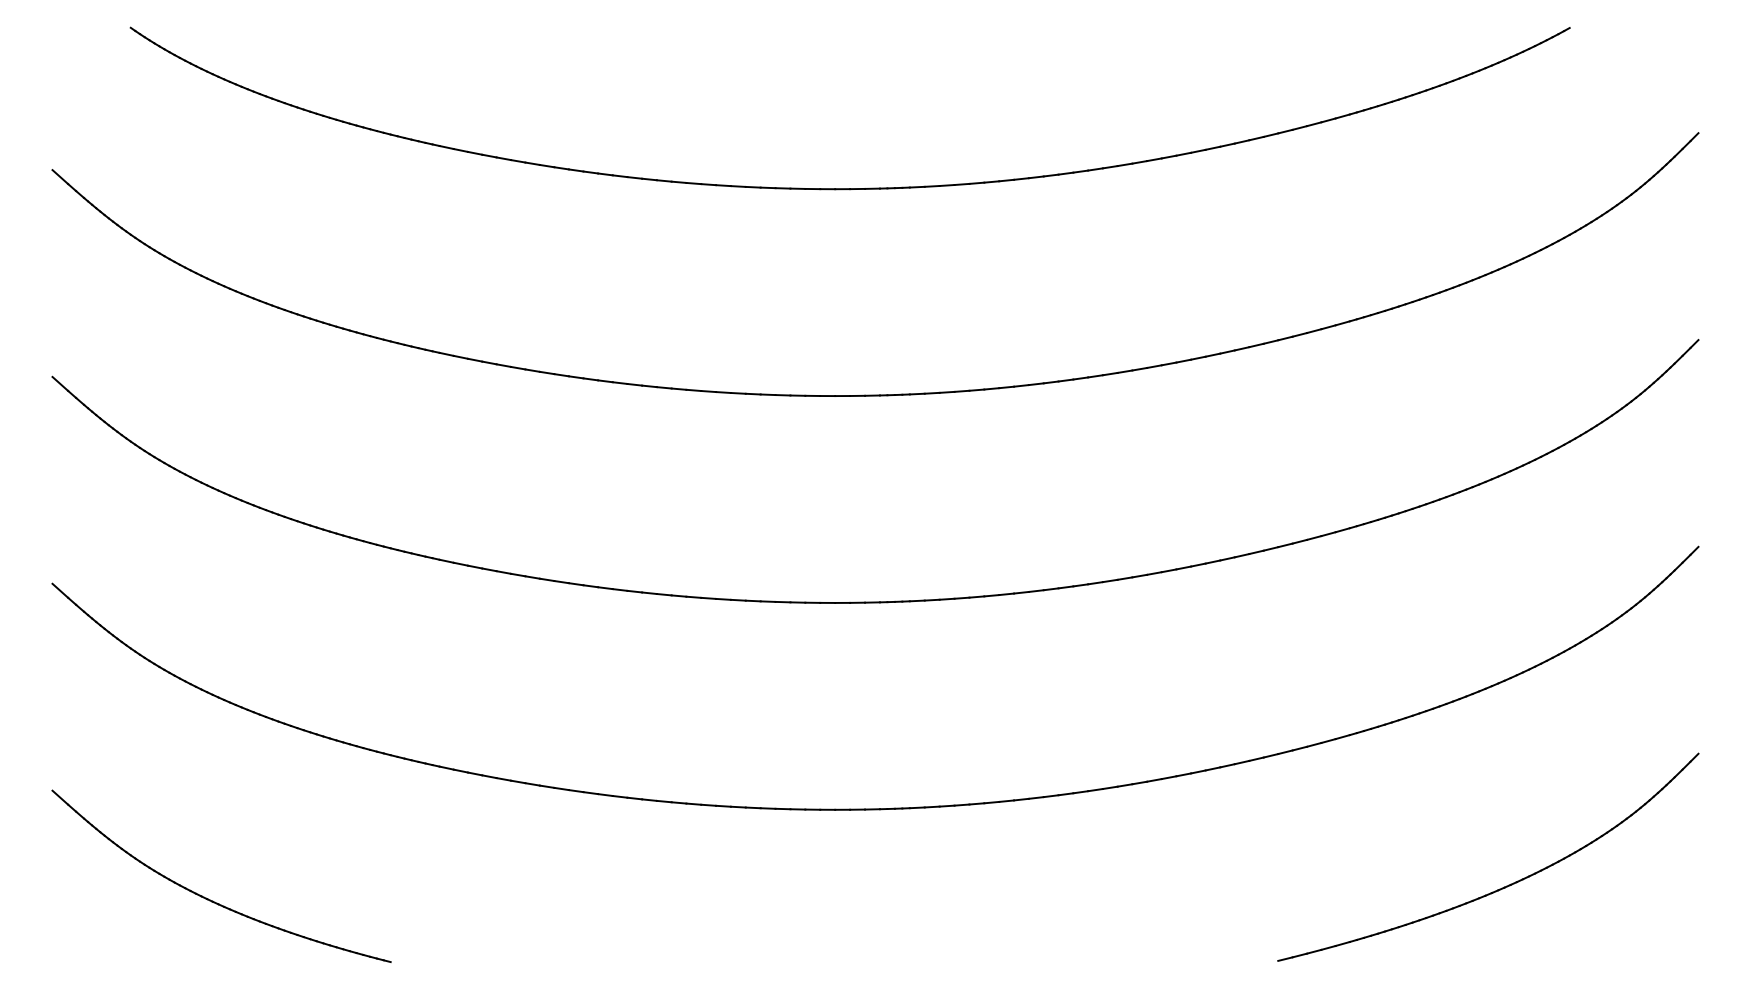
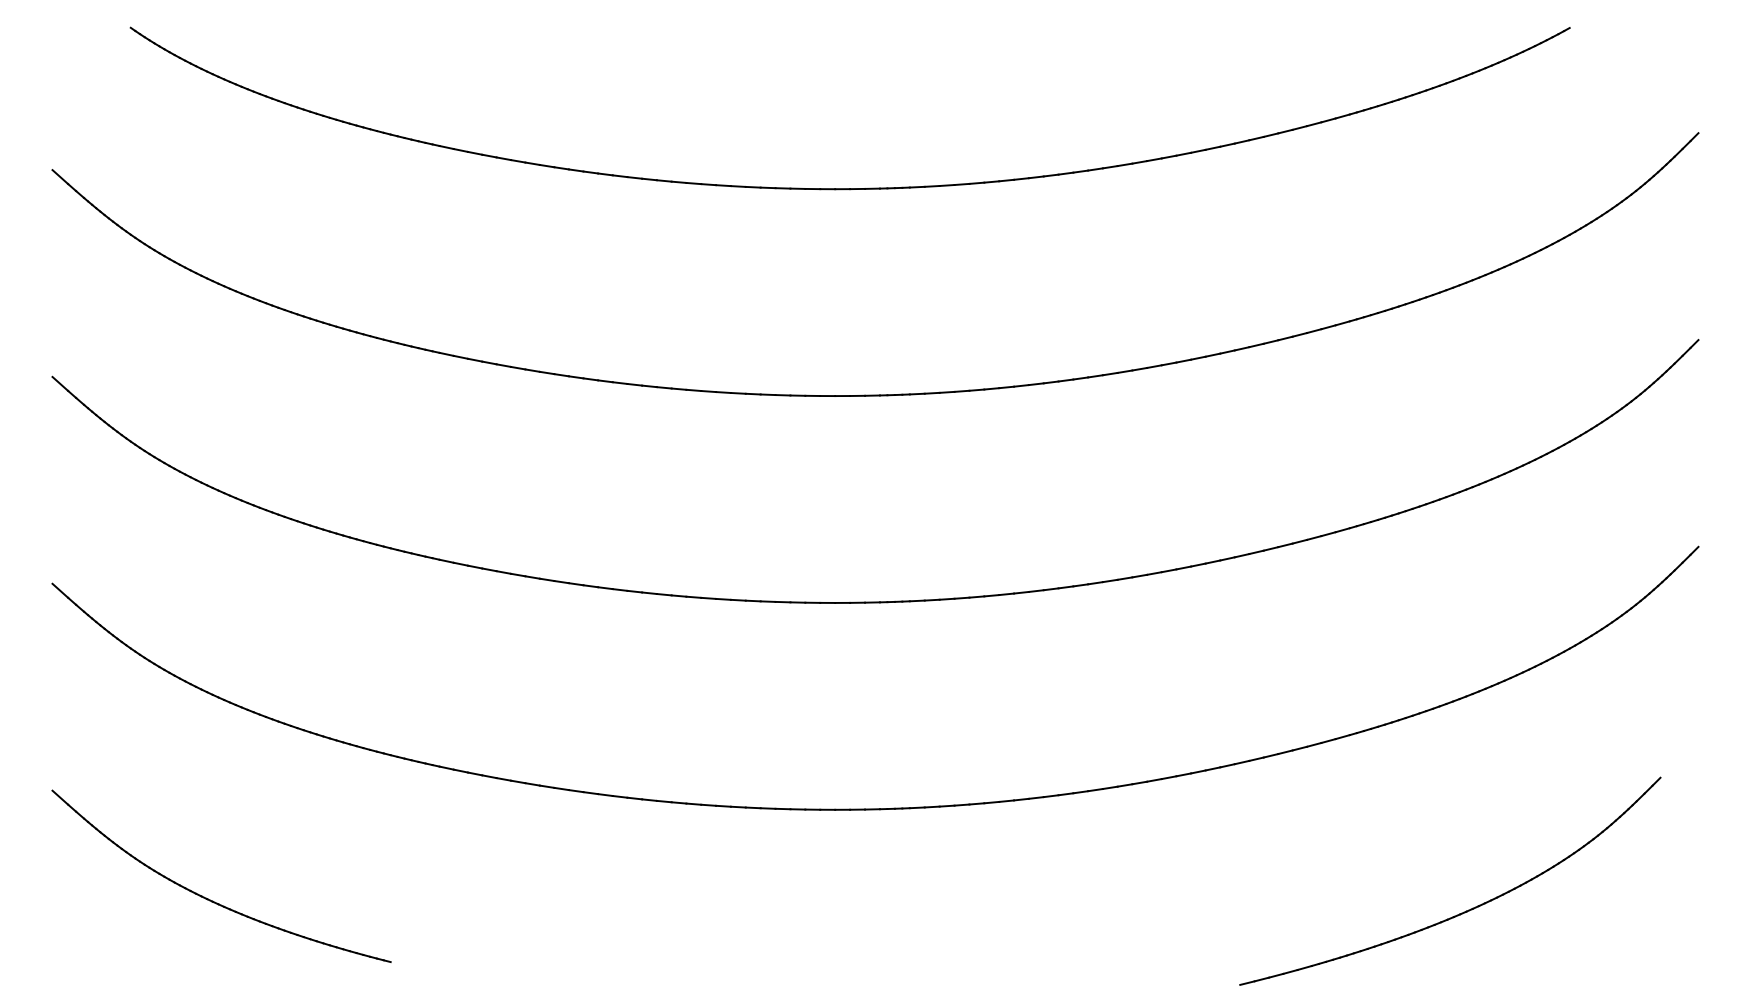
part position: (1499, 888) -> (1461, 912) (1461, 912)
